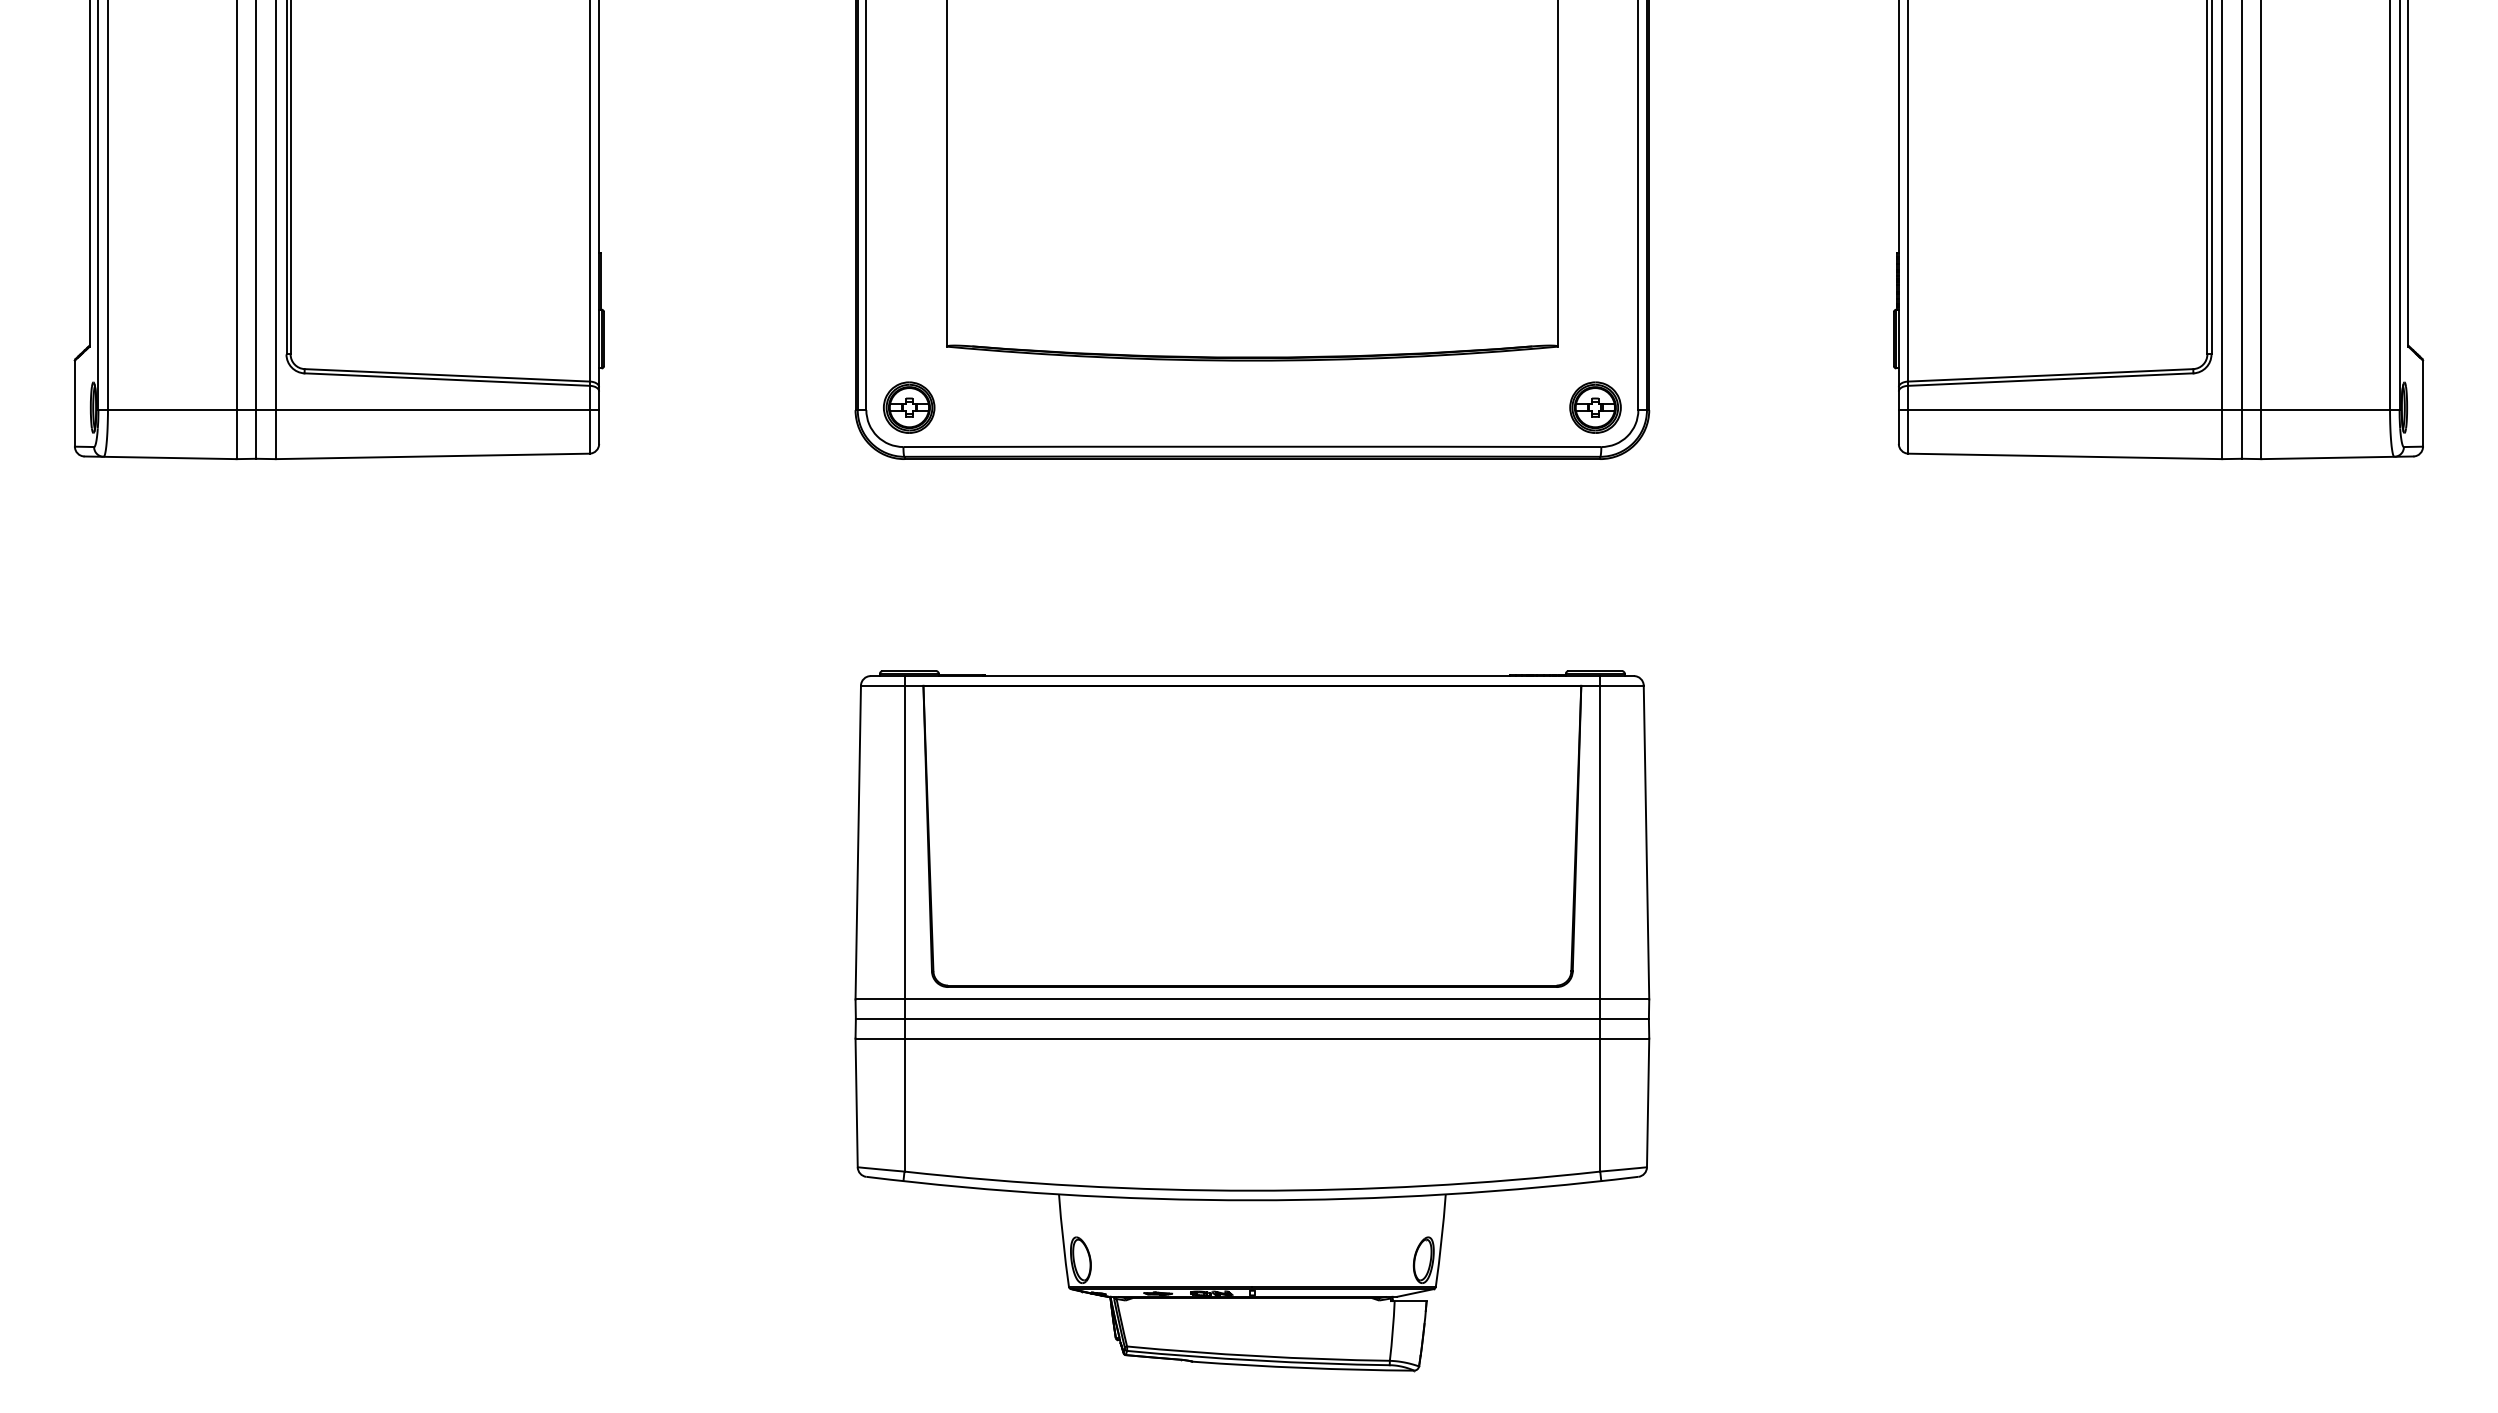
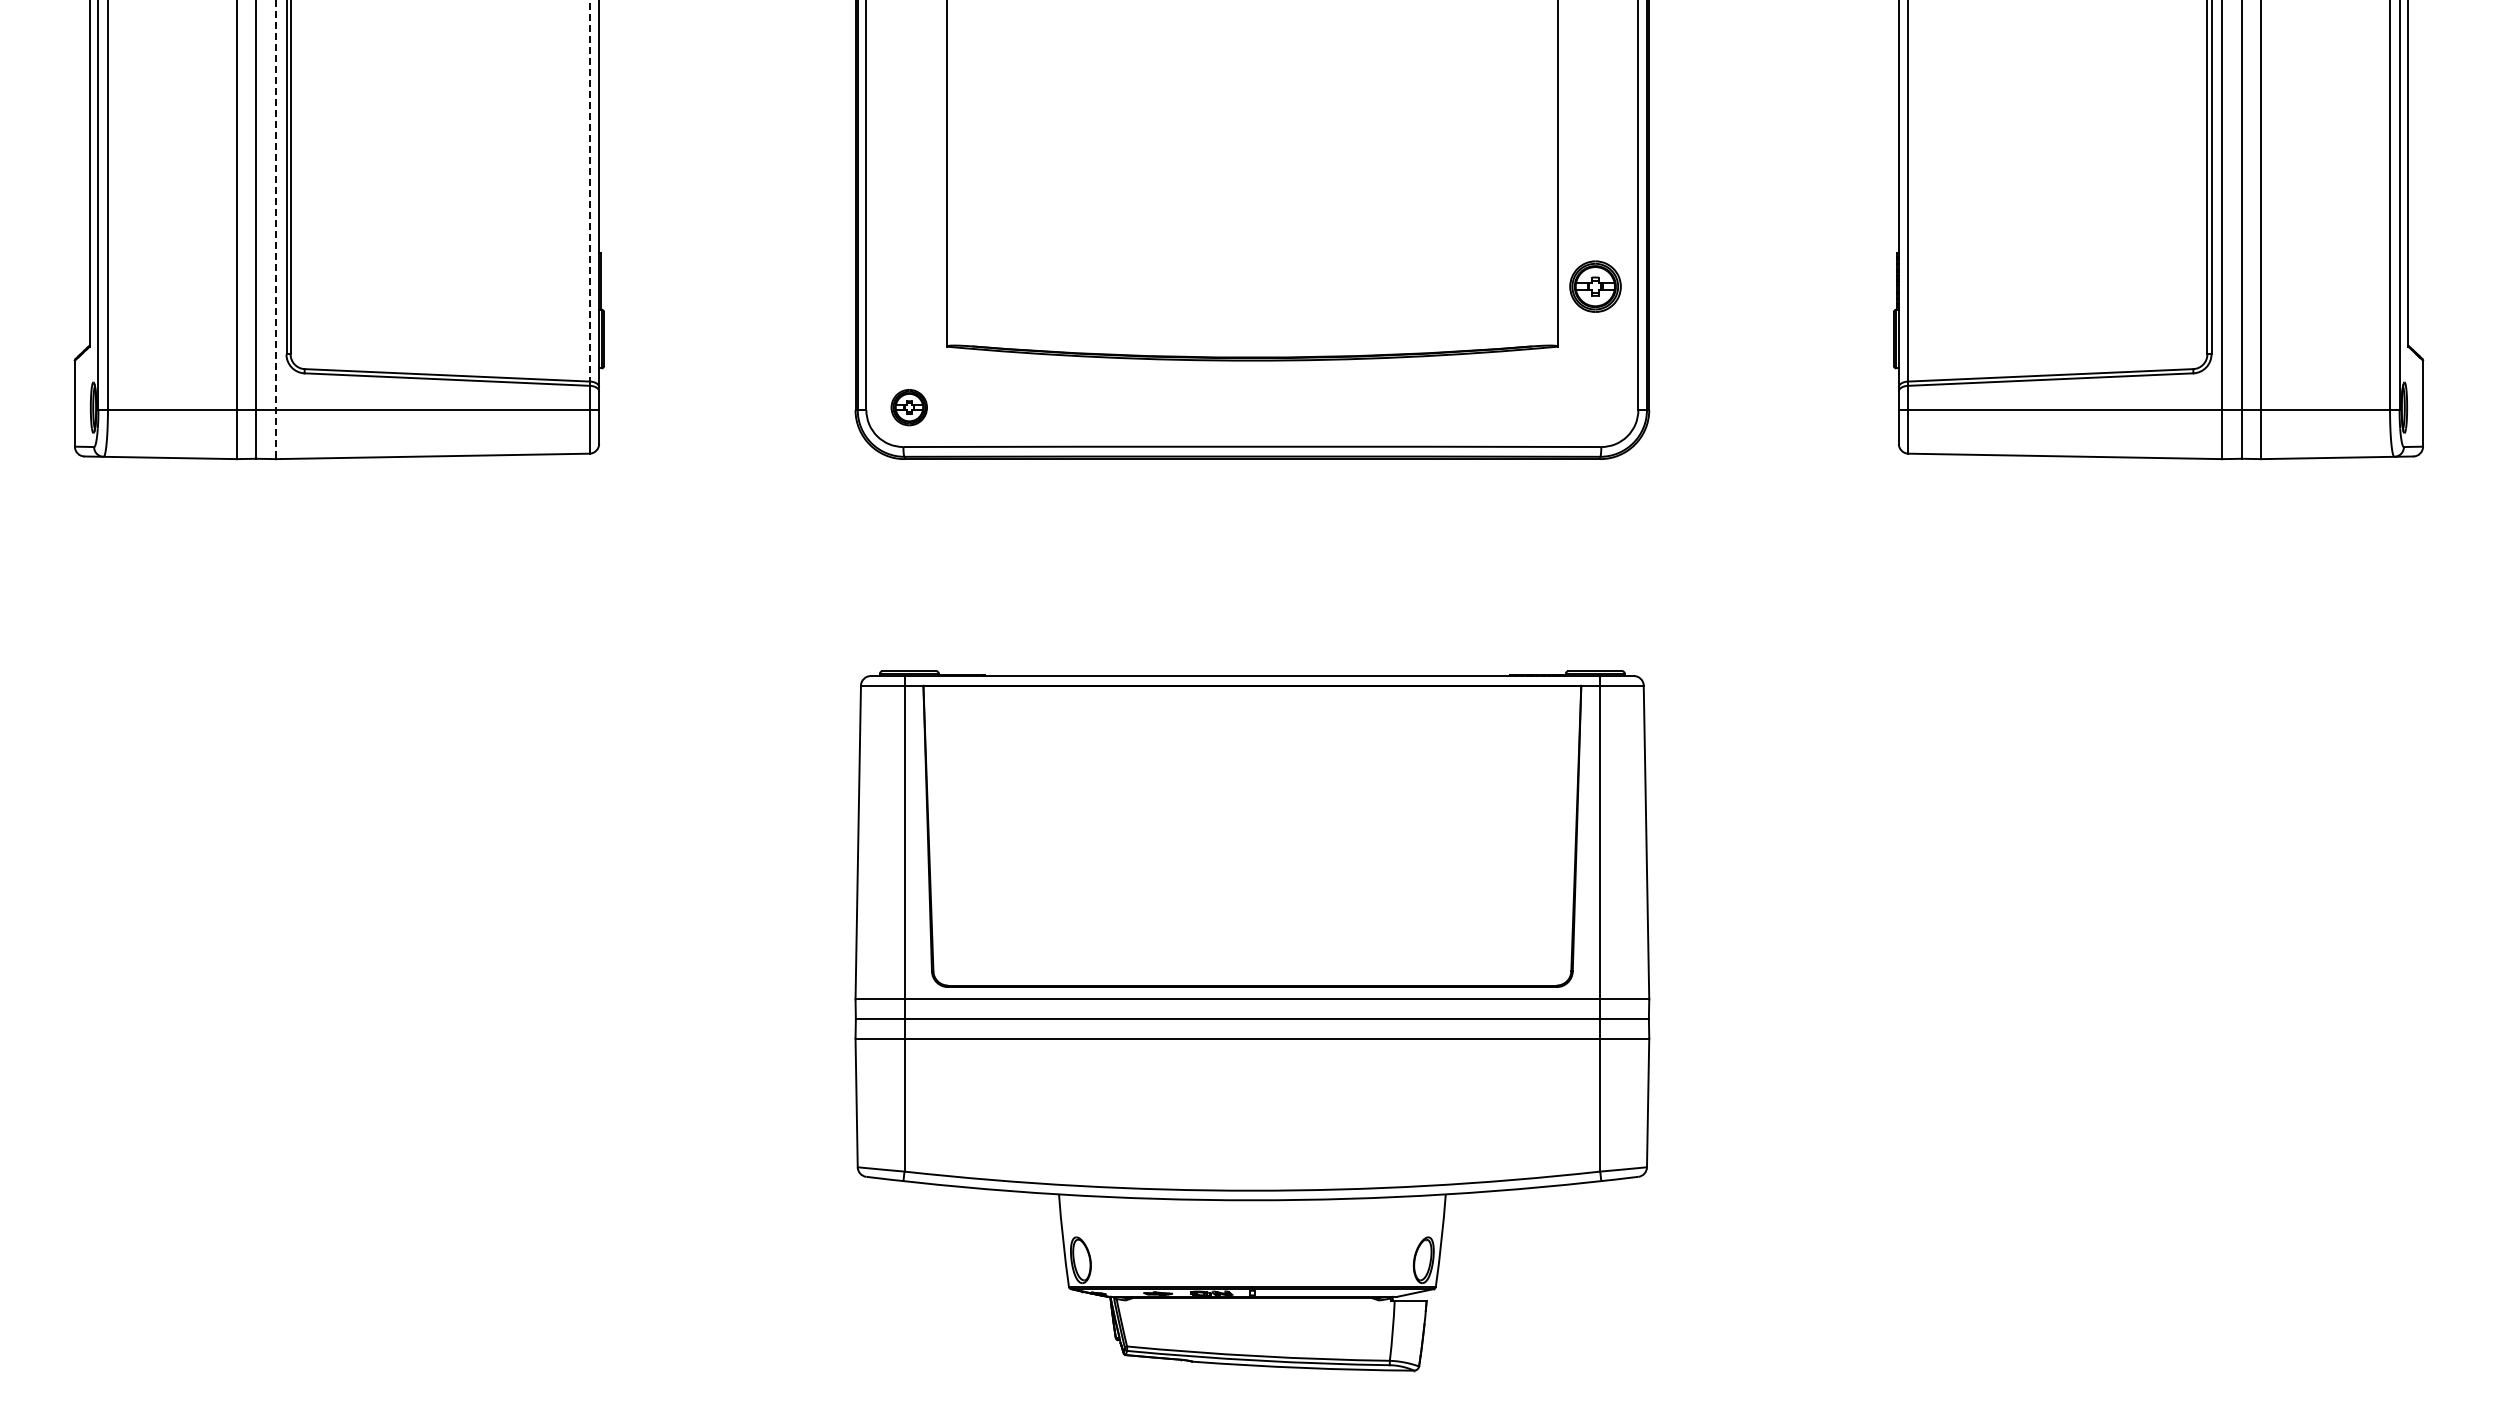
line: solid -> dashed (589, 191)
line: solid -> dashed (275, 230)
part size: 53x53 px -> 38x38 px (908, 407)
part position: (1595, 407) -> (1595, 286) (1595, 286)
